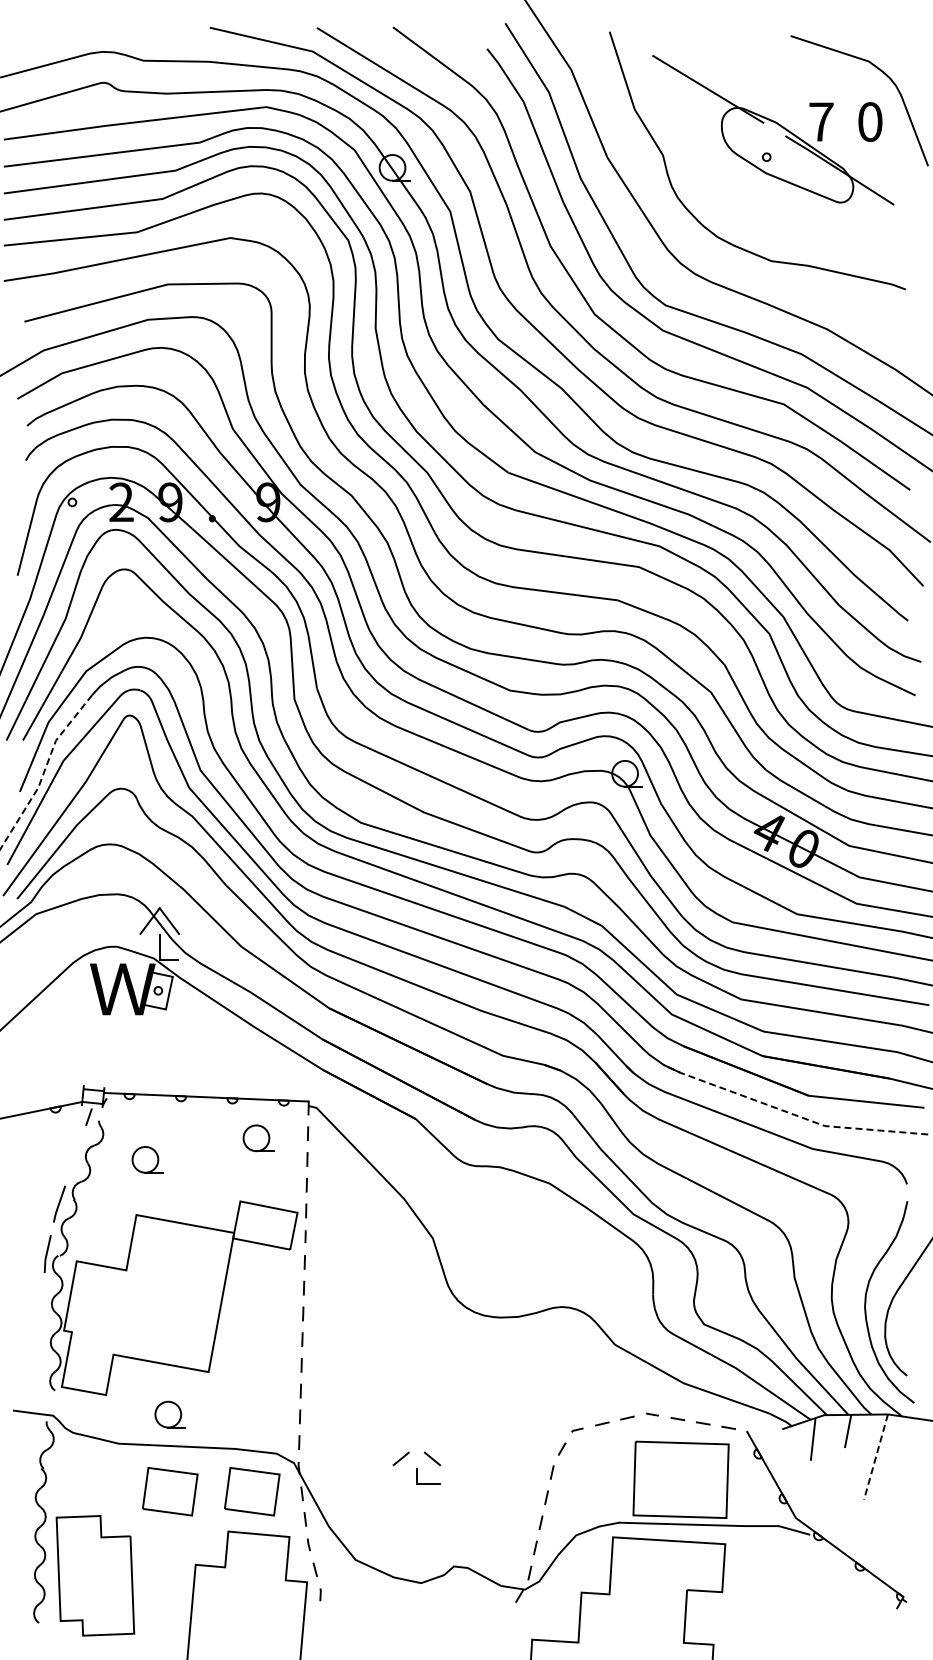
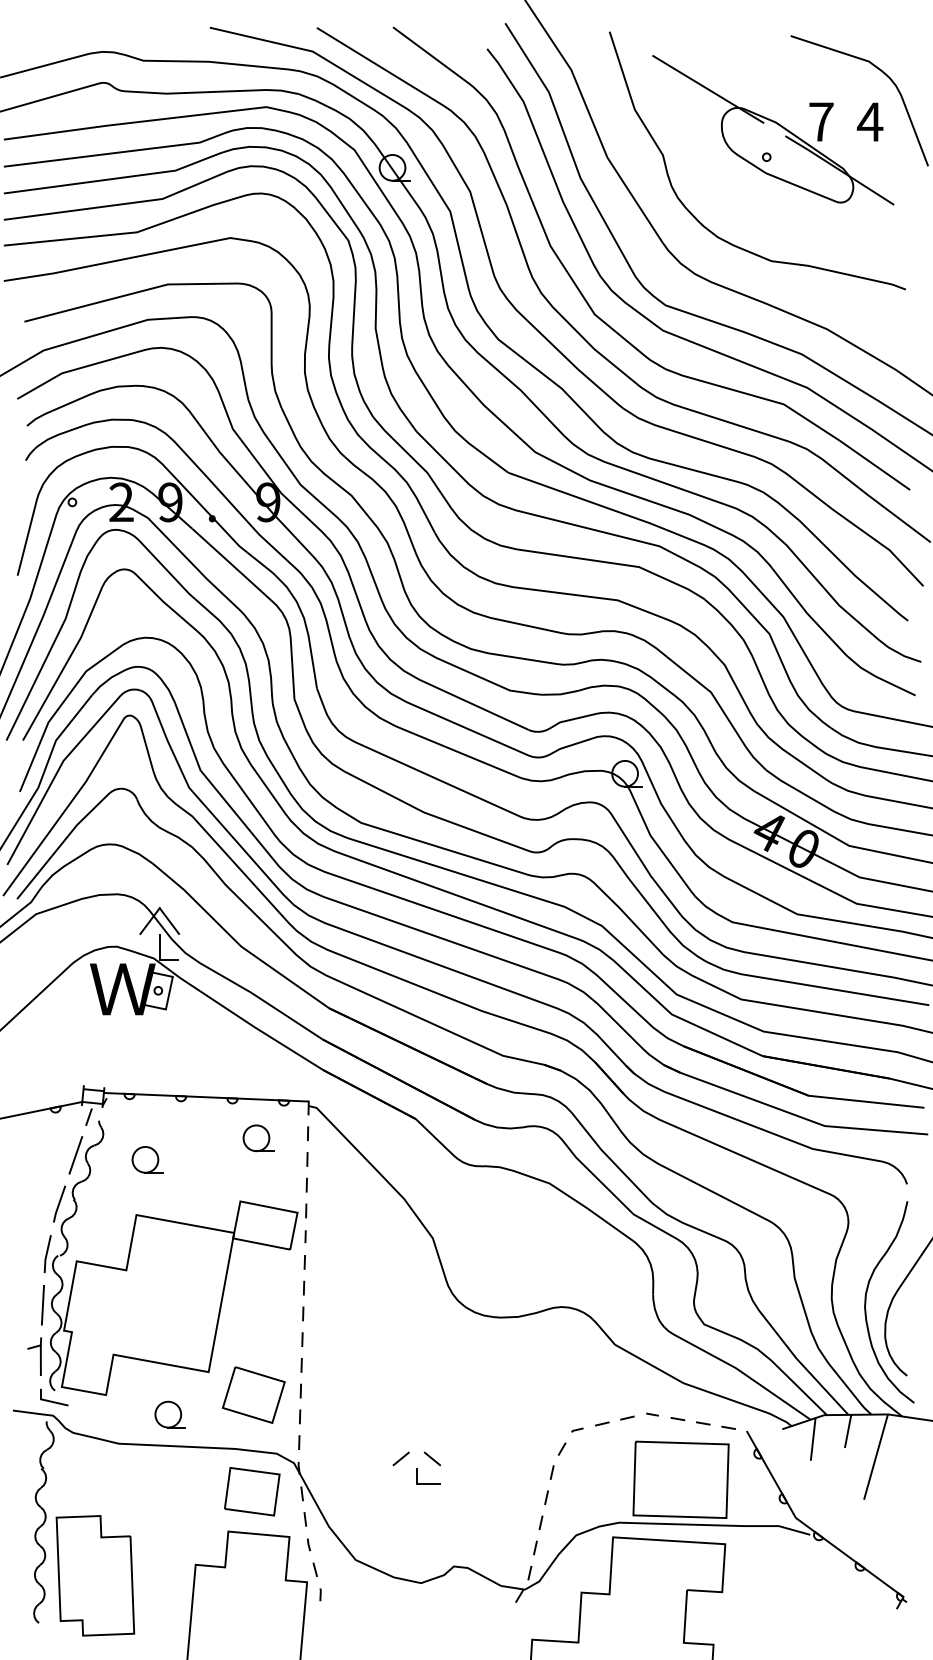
text: 0 -> 4 (869, 121)
line: dashed -> solid (44, 771)
line: dashed -> solid (792, 1114)
line: none -> present (75, 1155)
line: none -> present (42, 1304)
part: none -> present (34, 1356)
part: none -> present (253, 1394)
line: none -> present (54, 1401)
line: dashed -> solid (875, 1457)
part: present -> none (170, 1491)
